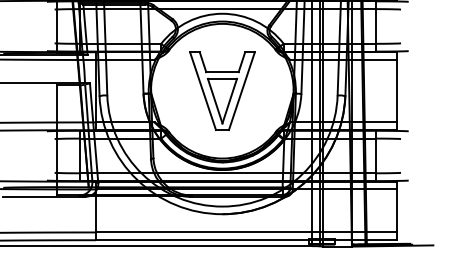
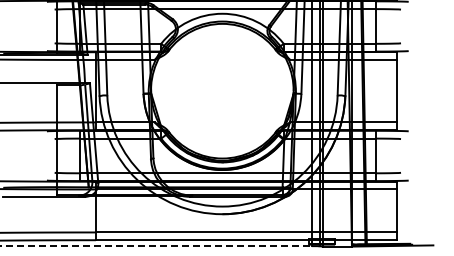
part: present -> none (222, 90)
line: solid -> dashed (156, 246)
